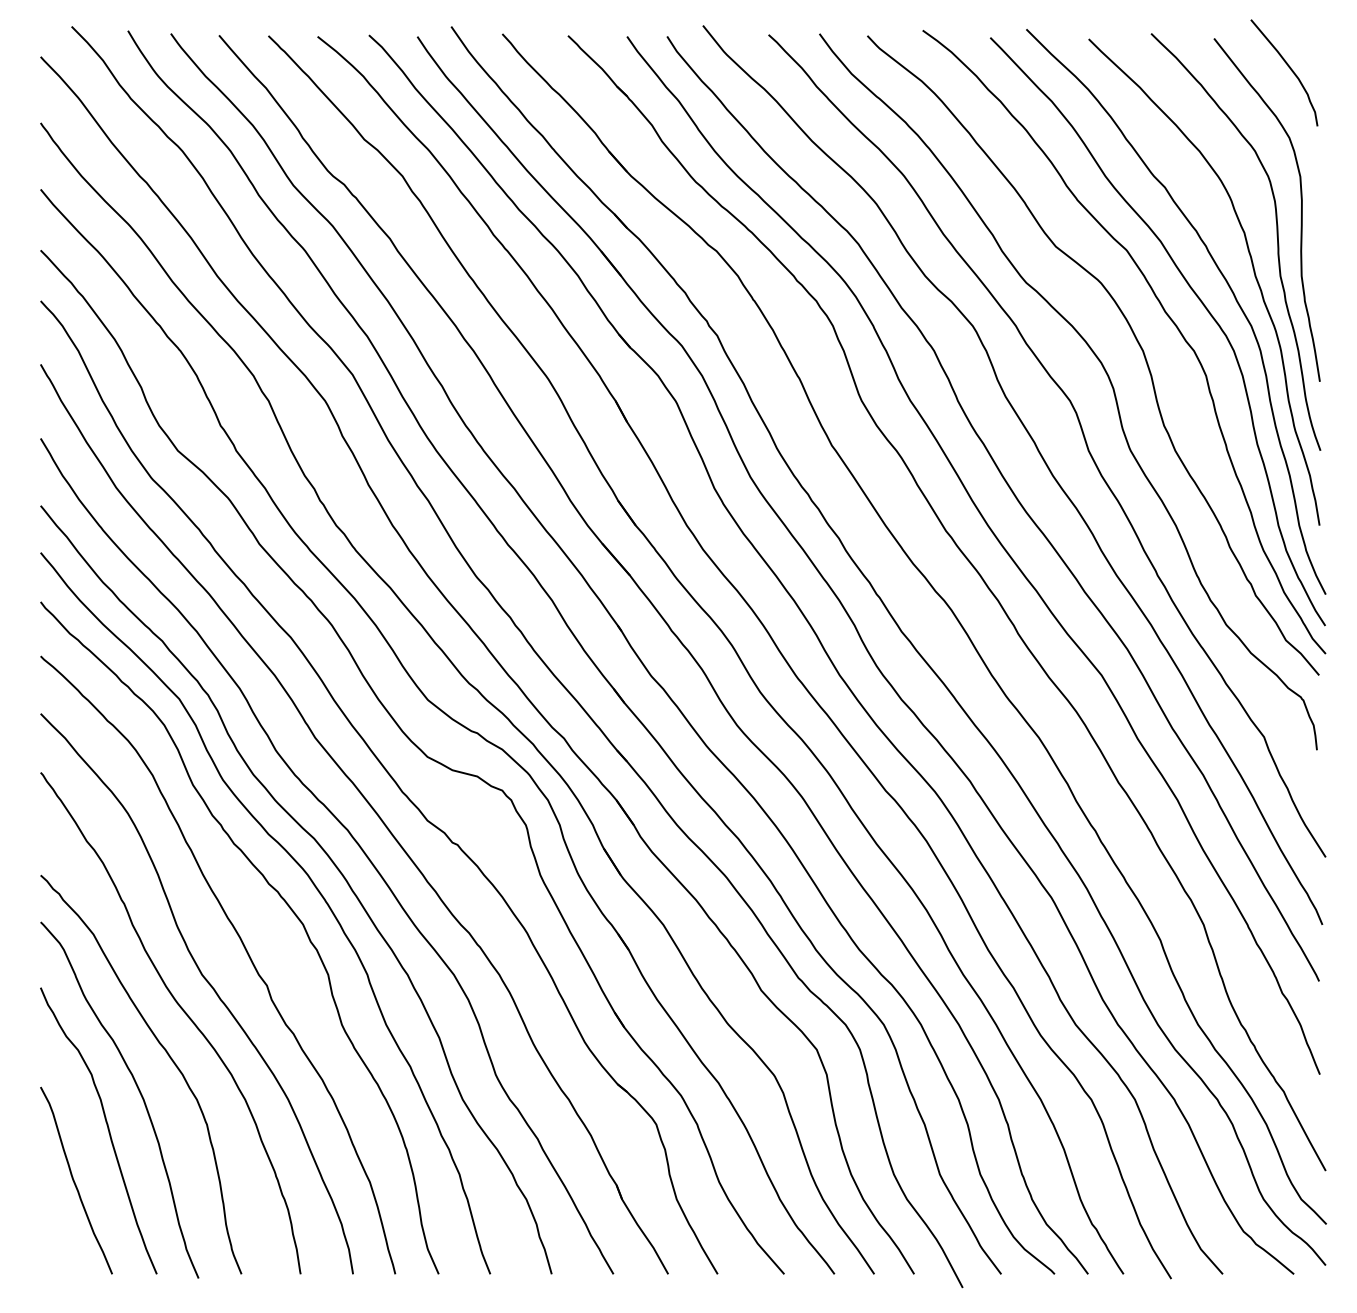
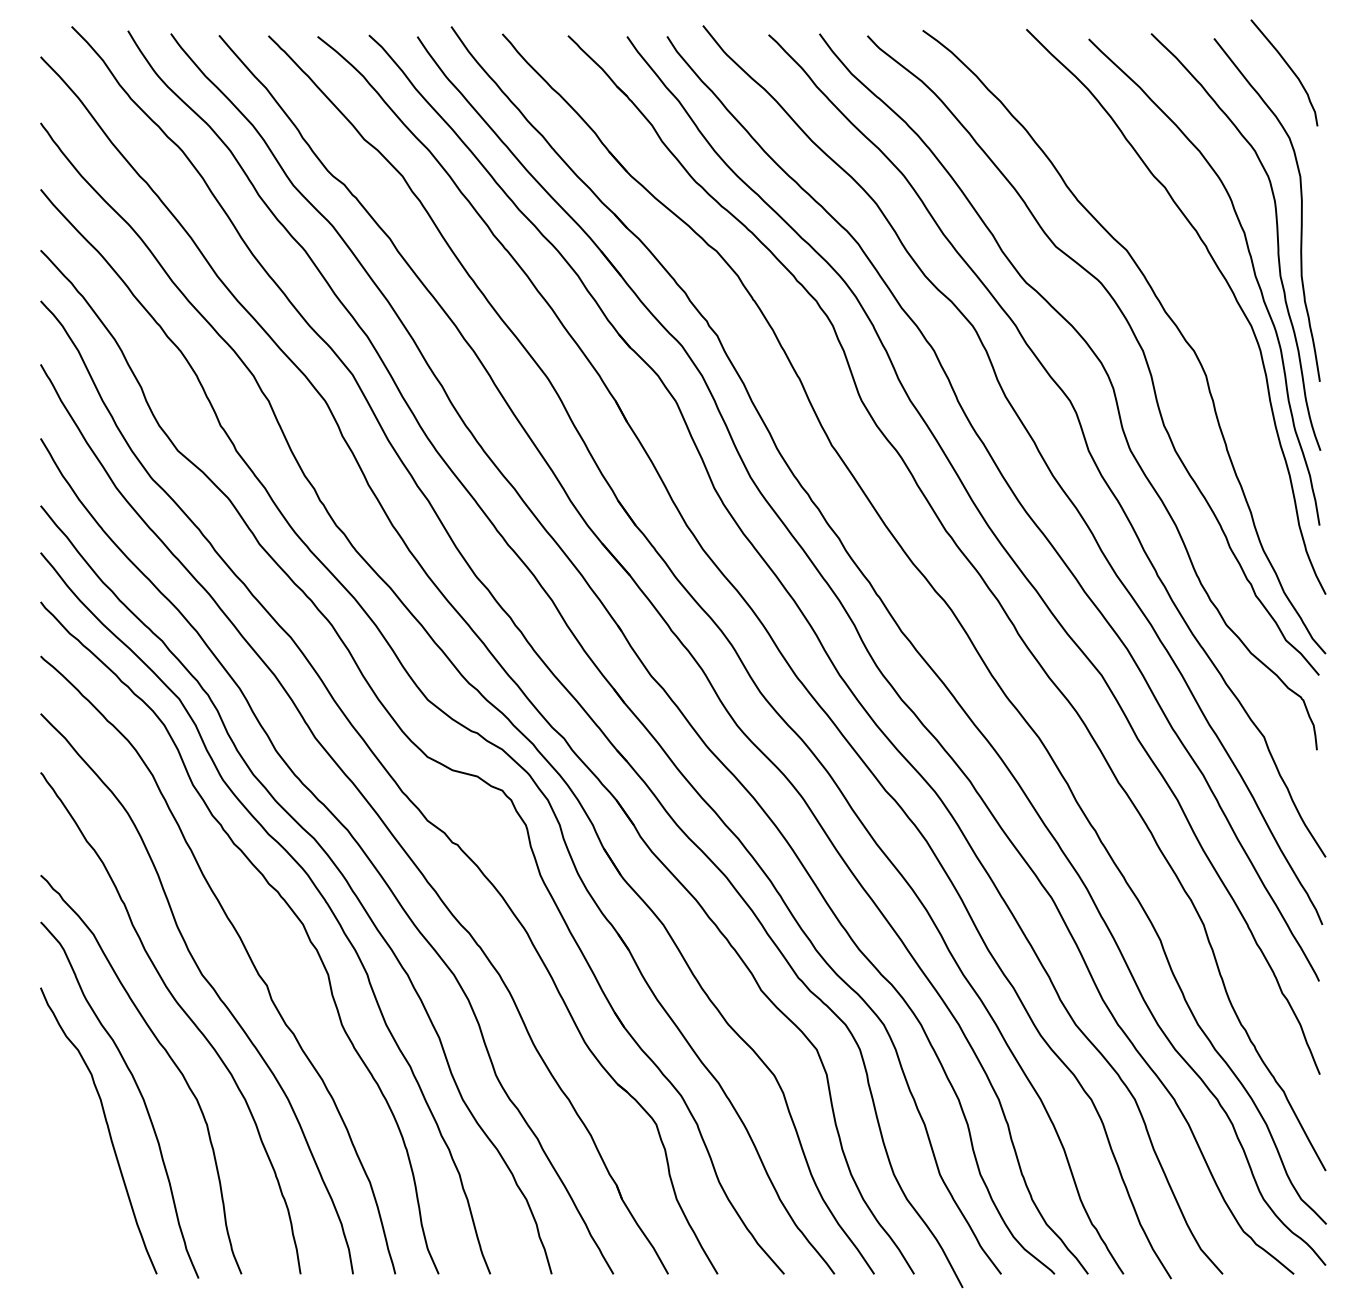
curve: present -> none (1198, 299)
curve: present -> none (74, 1180)
